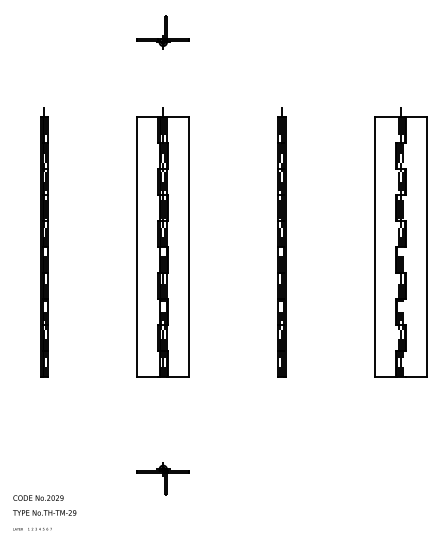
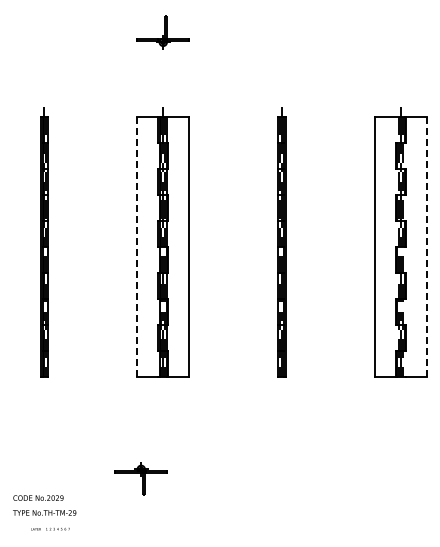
line: solid -> dashed (137, 246)
line: solid -> dashed (426, 246)
part position: (162, 478) -> (140, 478) (140, 478)
text position: (32, 529) -> (50, 529) (50, 529)
